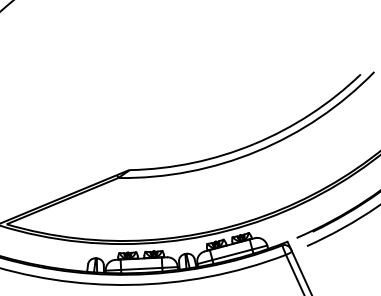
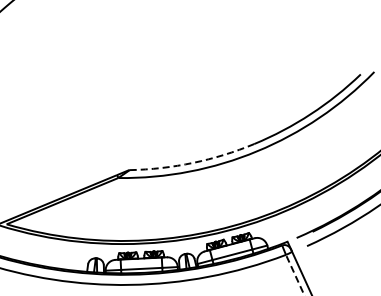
arc: solid -> dashed (193, 162)
line: solid -> dashed (295, 274)
